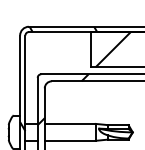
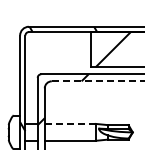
line: solid -> dashed (98, 81)
line: solid -> dashed (70, 123)
